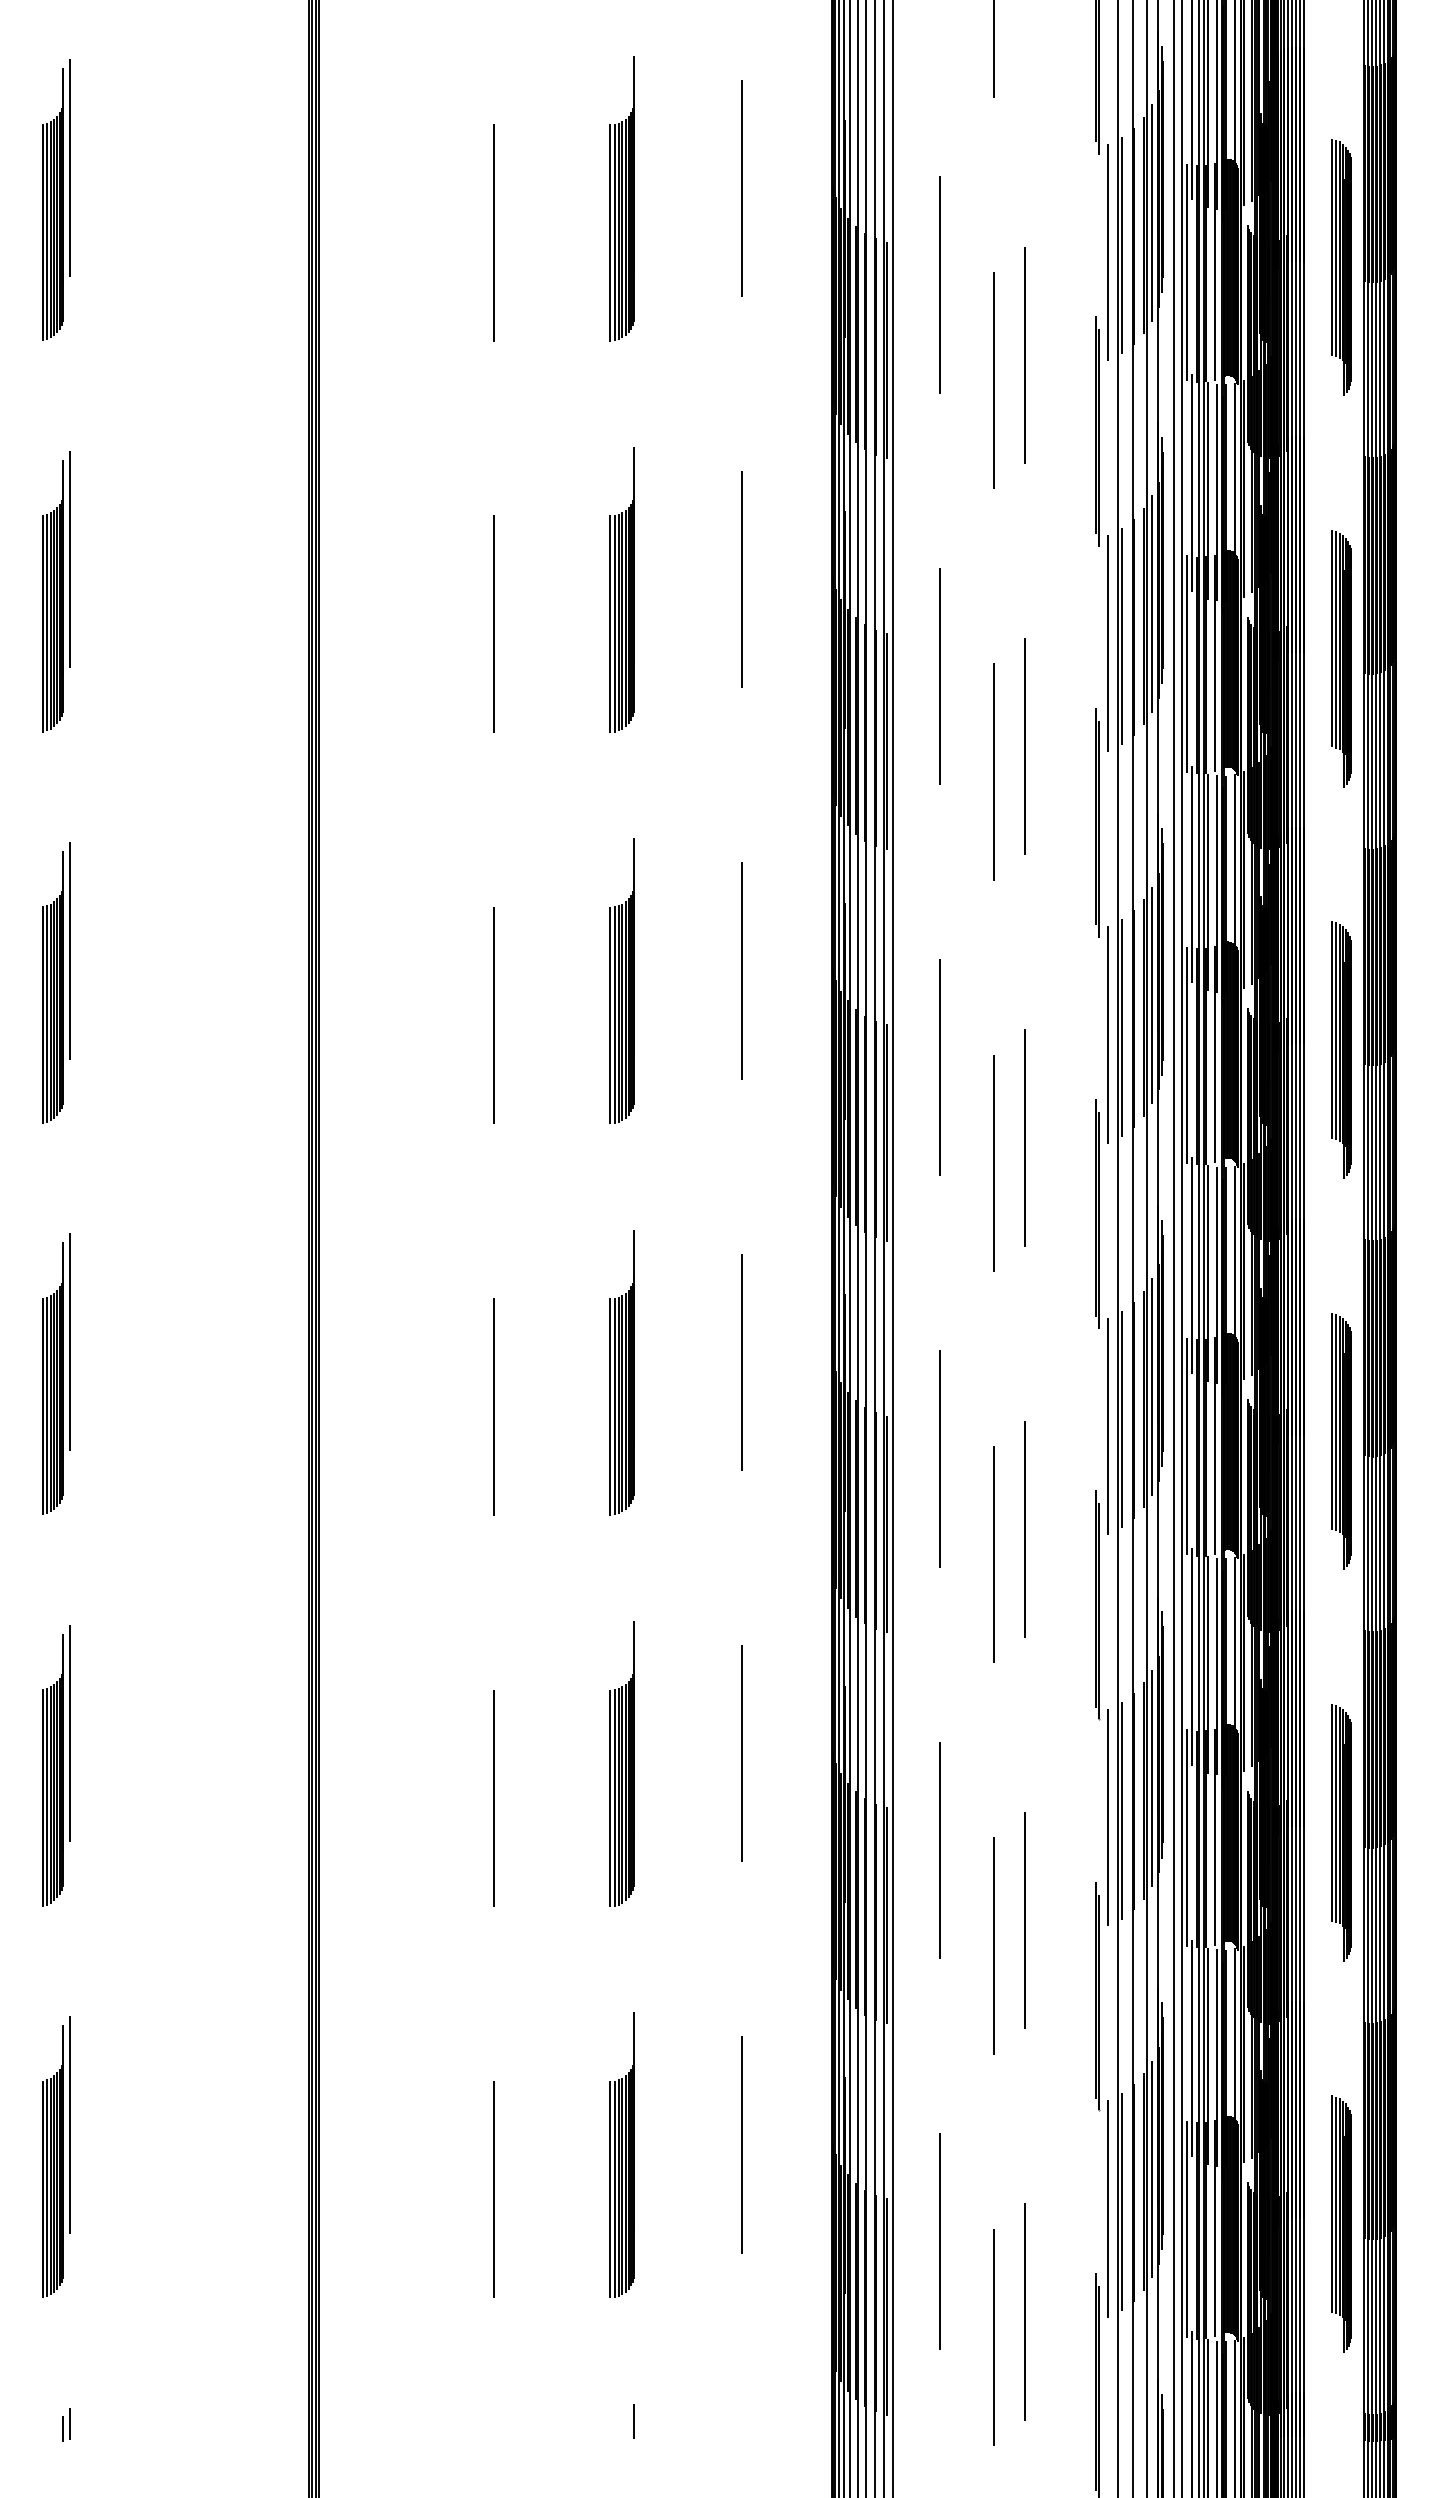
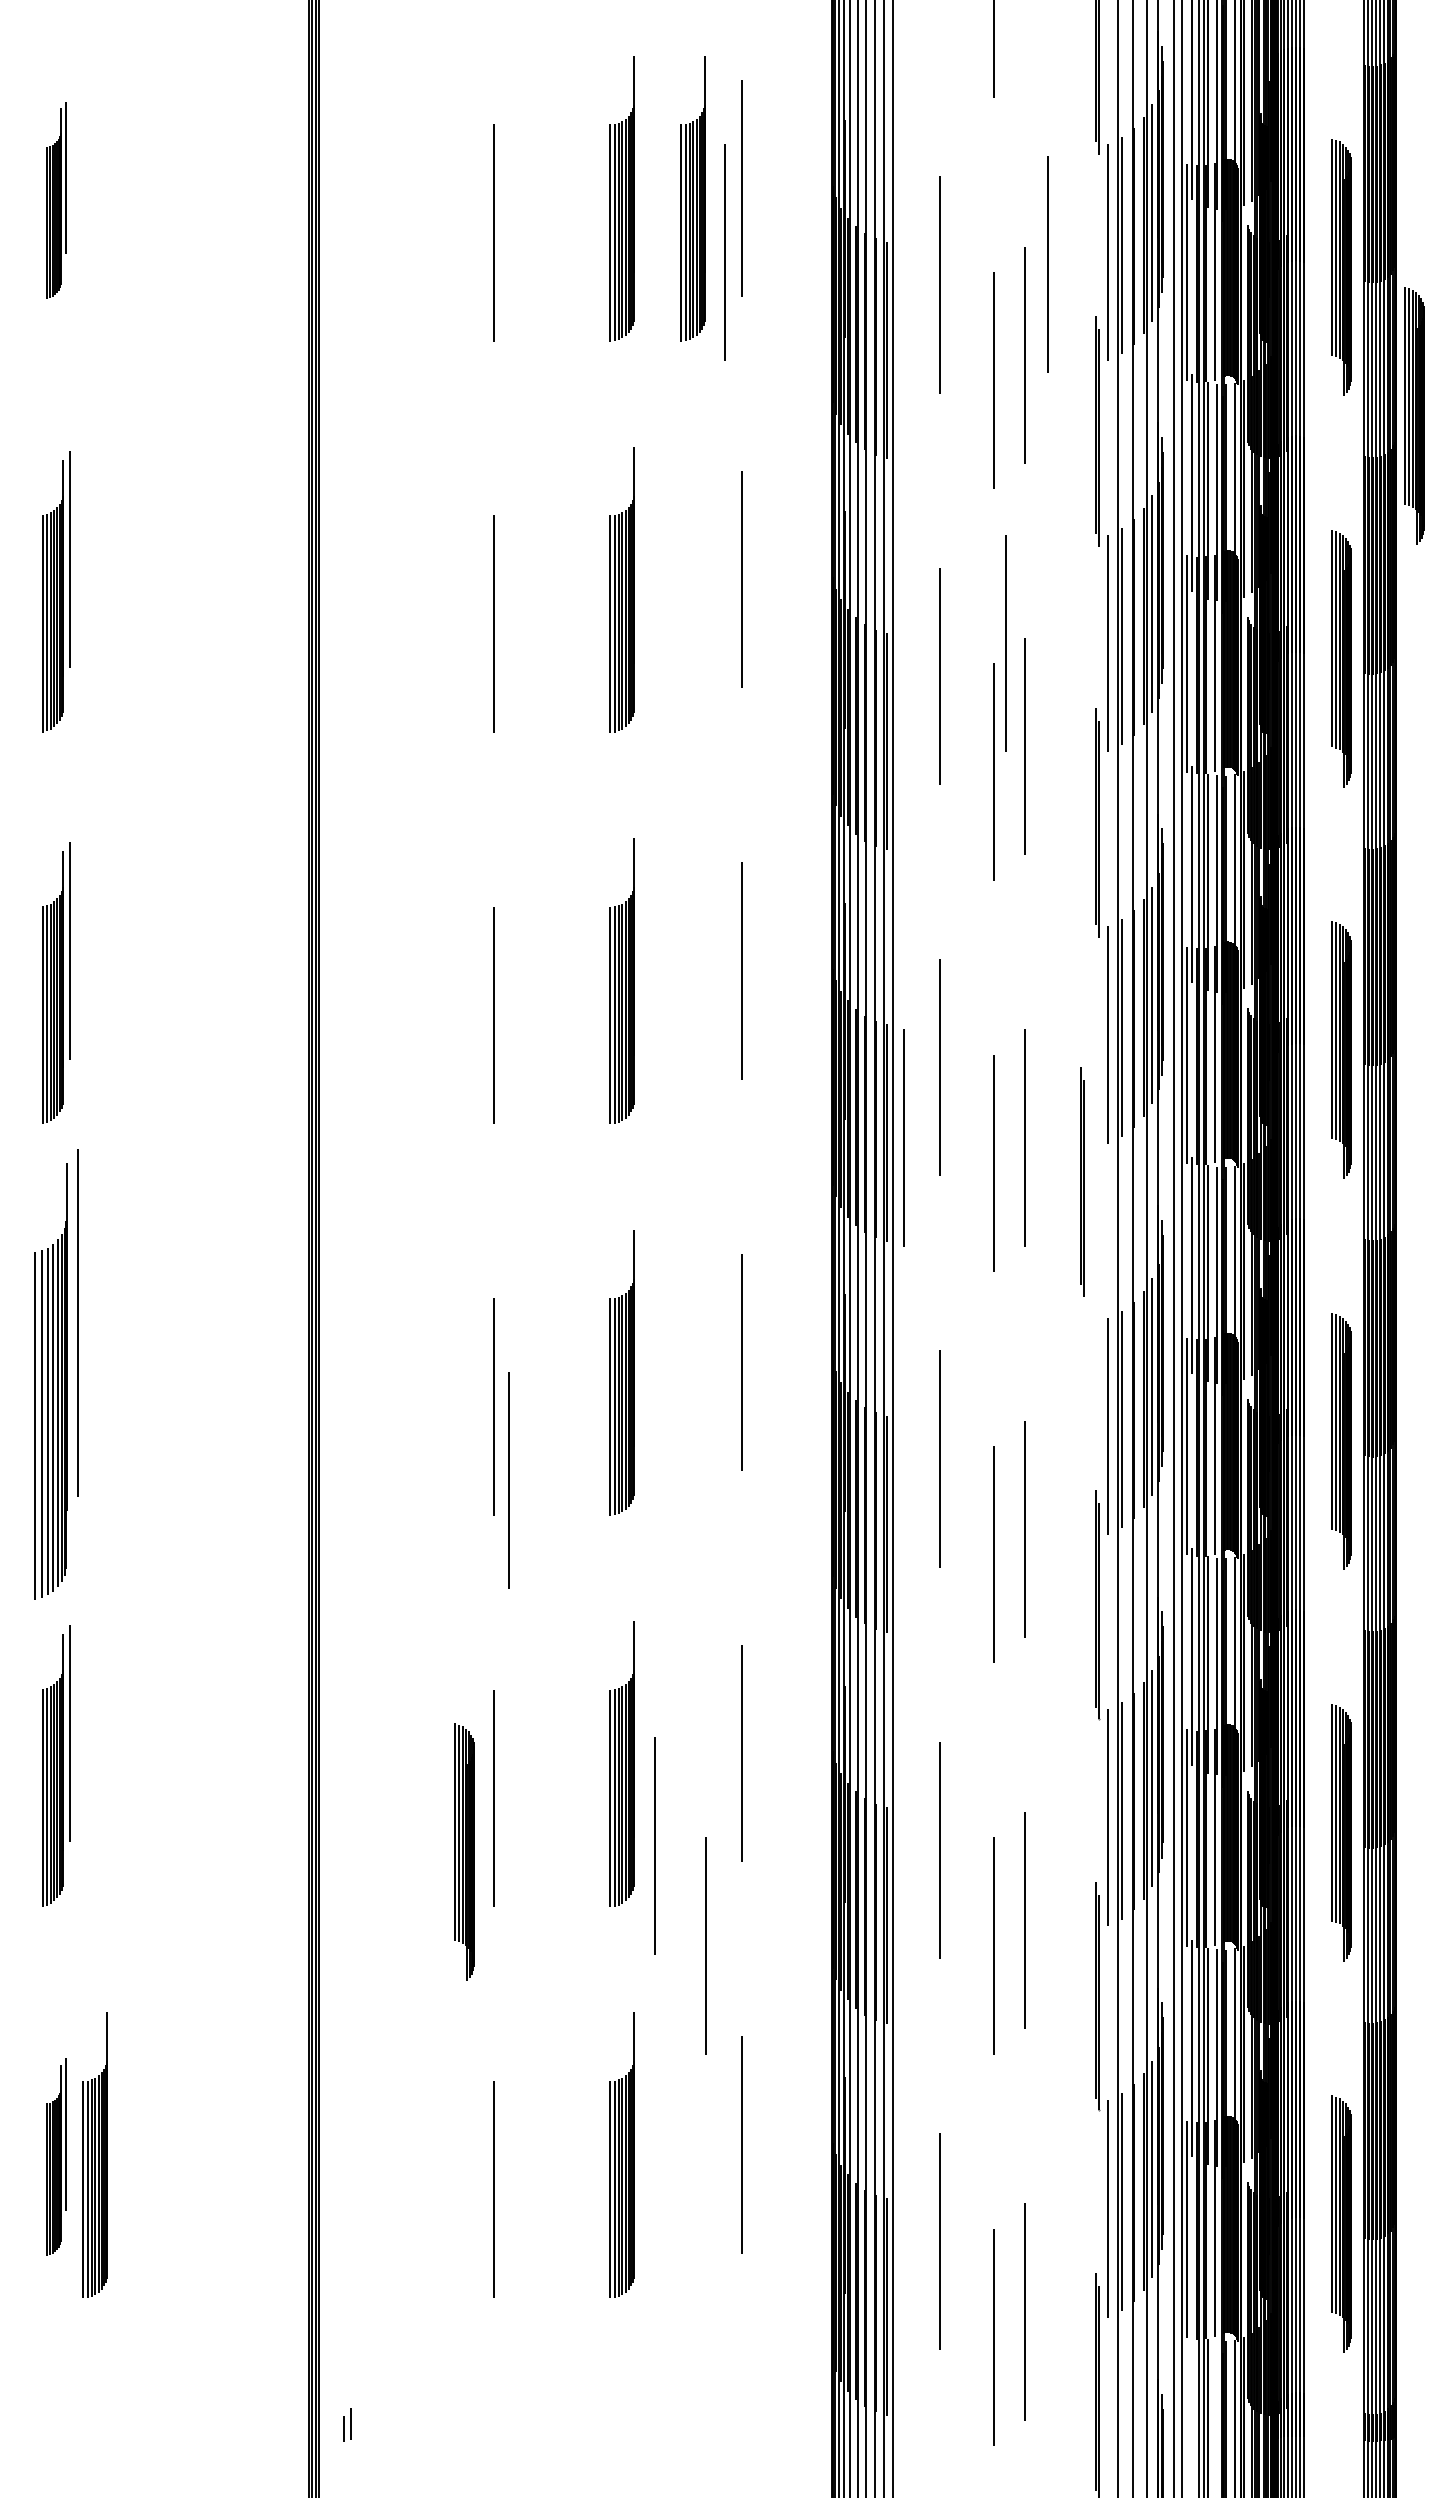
part: none -> present (692, 198)
part size: 29x282 px -> 21x197 px (56, 200)
line: none -> present (724, 252)
line: none -> present (1047, 264)
part: none -> present (1414, 415)
line: none -> present (1005, 643)
line: none -> present (903, 1137)
line position: (1096, 1213) -> (1081, 1181) (1081, 1181)
part size: 29x282 px -> 45x451 px (56, 1374)
line: none -> present (508, 1480)
line: none -> present (654, 1845)
part: none -> present (464, 1851)
line: none -> present (705, 1945)
part: none -> present (94, 2154)
part size: 29x282 px -> 21x198 px (56, 2156)
line: present -> none (1191, 2412)
line: present -> none (1216, 2417)
line: present -> none (633, 2421)
part position: (66, 2424) -> (347, 2424) (347, 2424)
